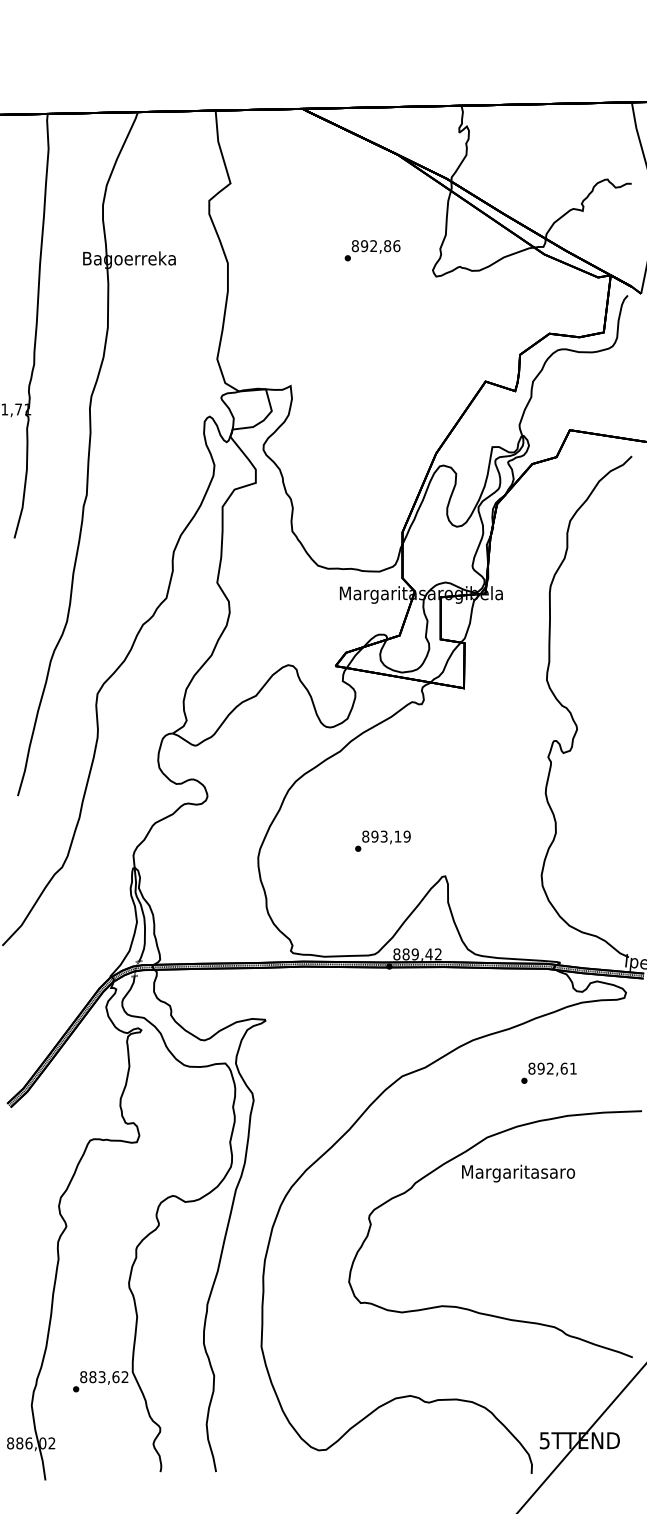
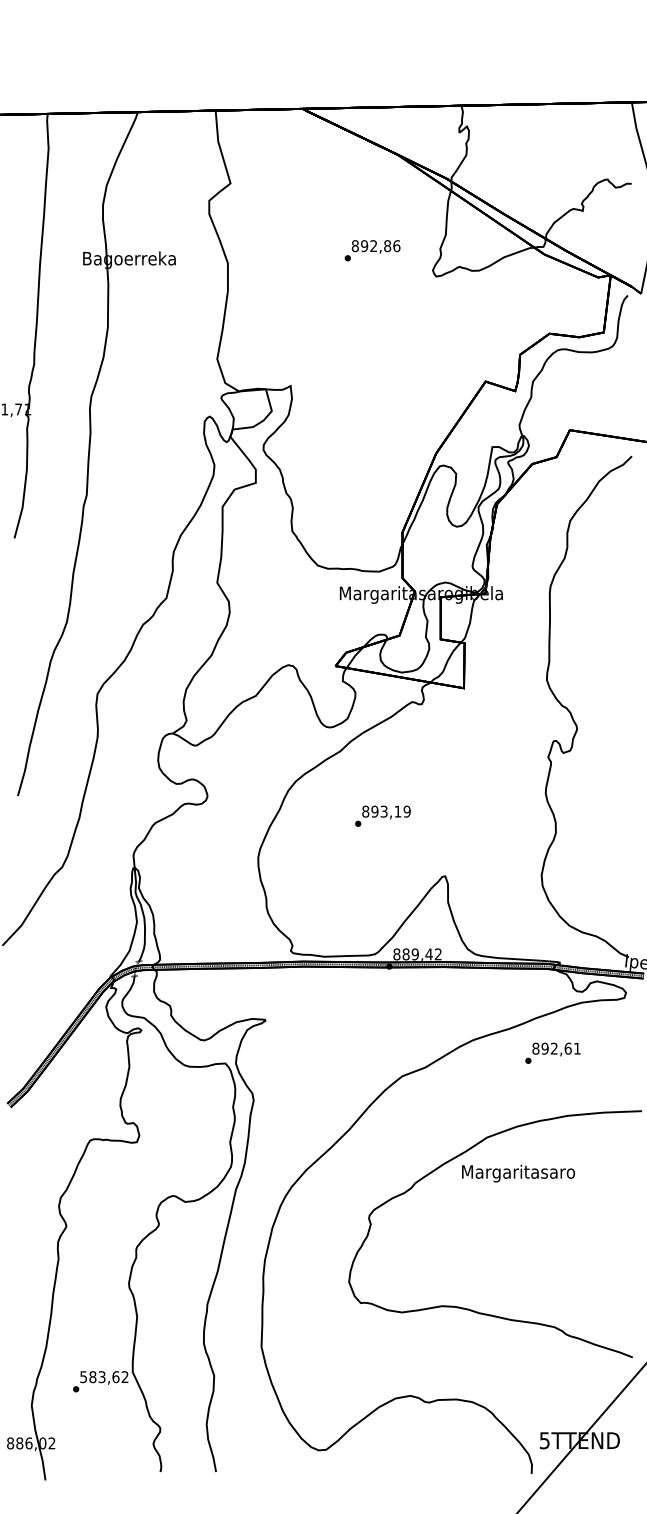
text position: (382, 840) -> (382, 815) (382, 815)
text position: (548, 1072) -> (552, 1052) (552, 1052)
text: 883,62 -> 583,62 (83, 1377)
